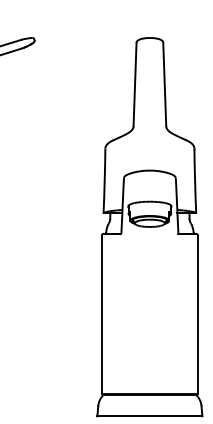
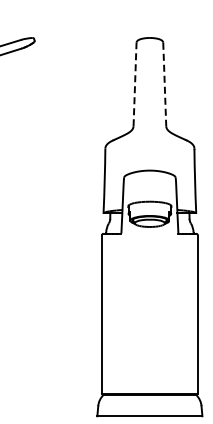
line: solid -> dashed (135, 84)
line: solid -> dashed (164, 84)
